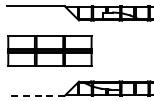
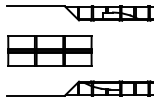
line: dashed -> solid (35, 95)
